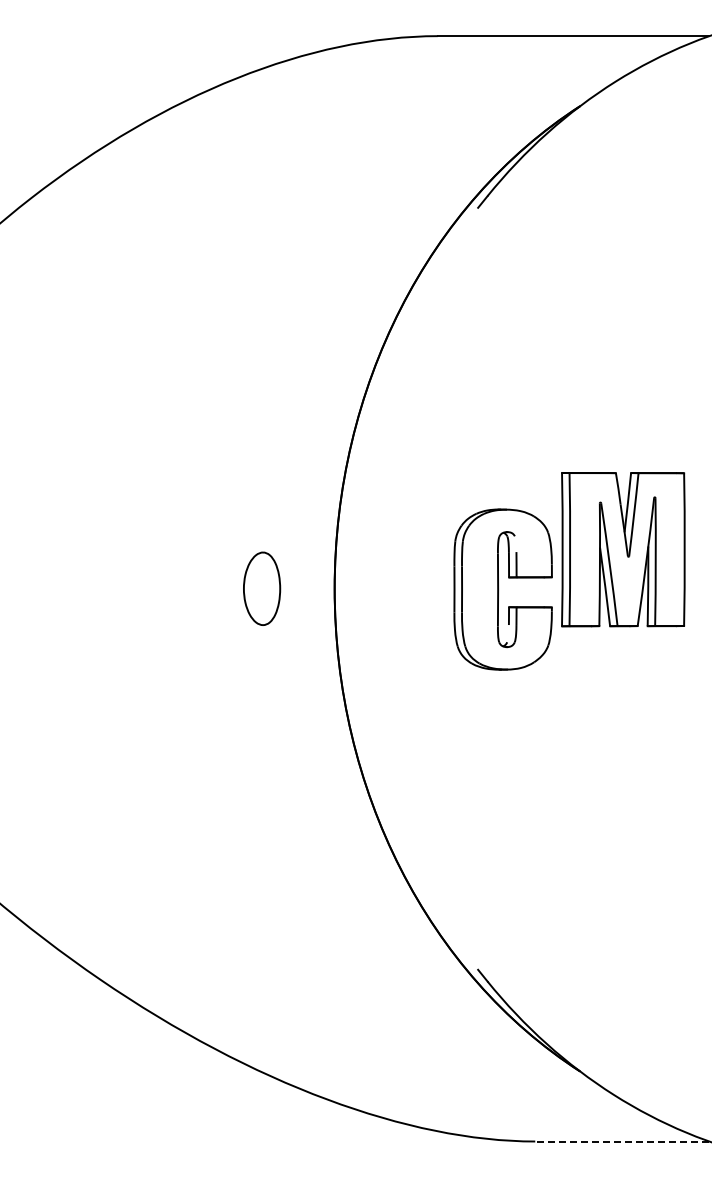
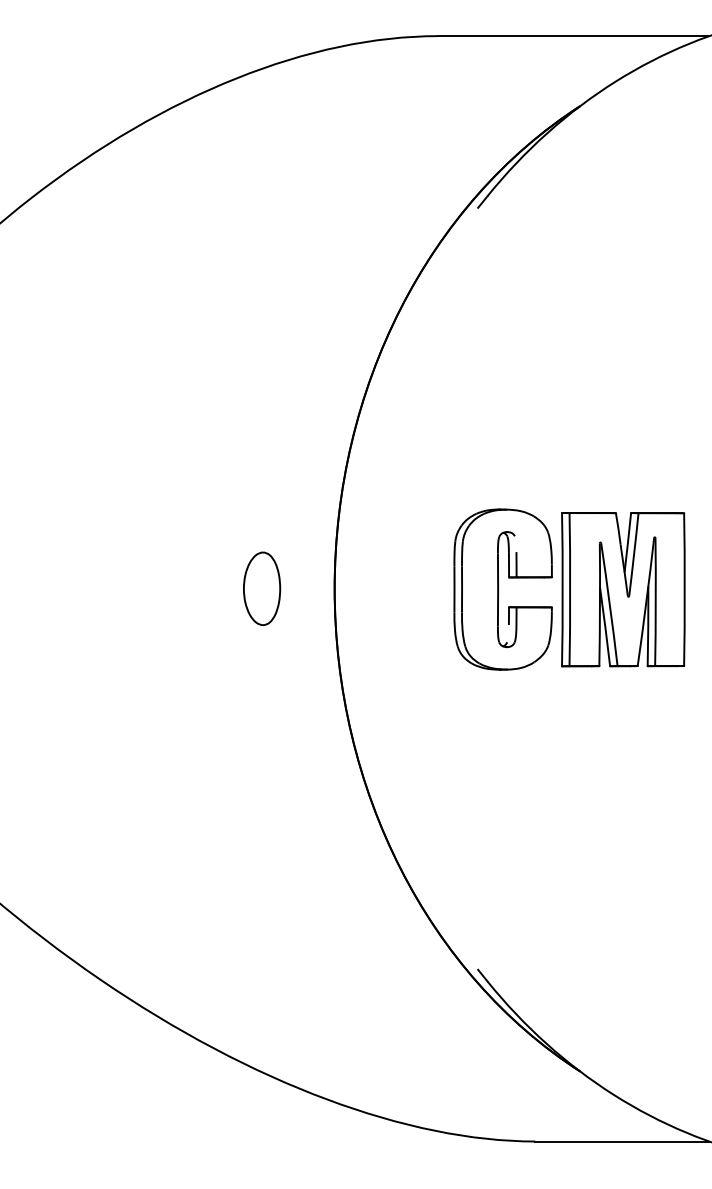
part position: (623, 549) -> (623, 589) (623, 589)
line: dashed -> solid (622, 1141)
